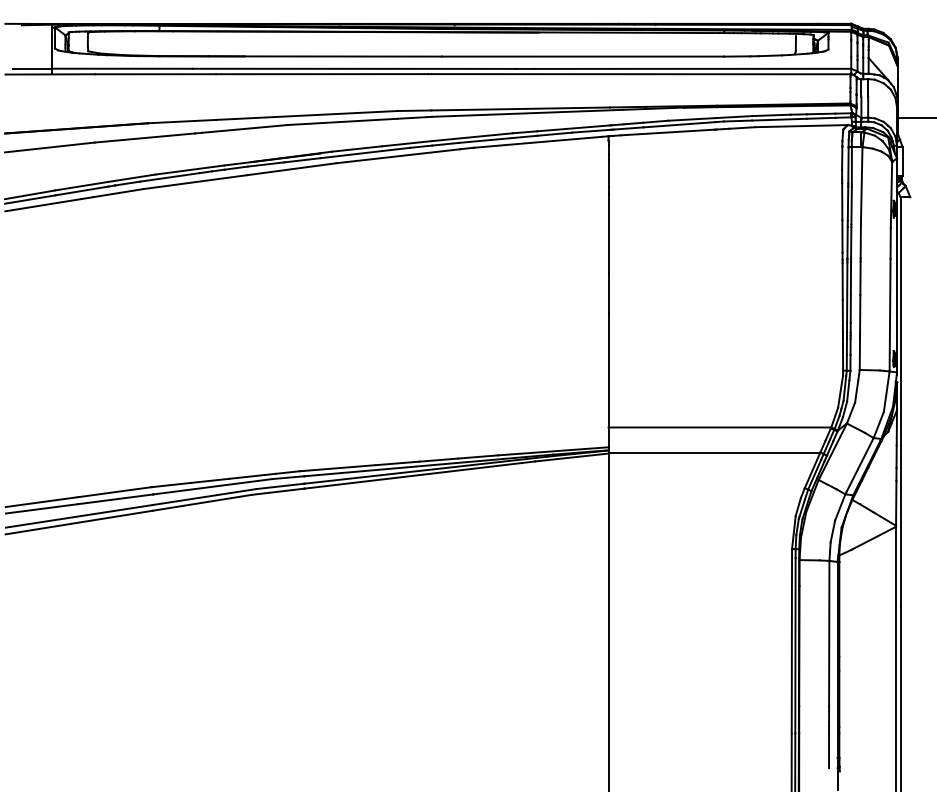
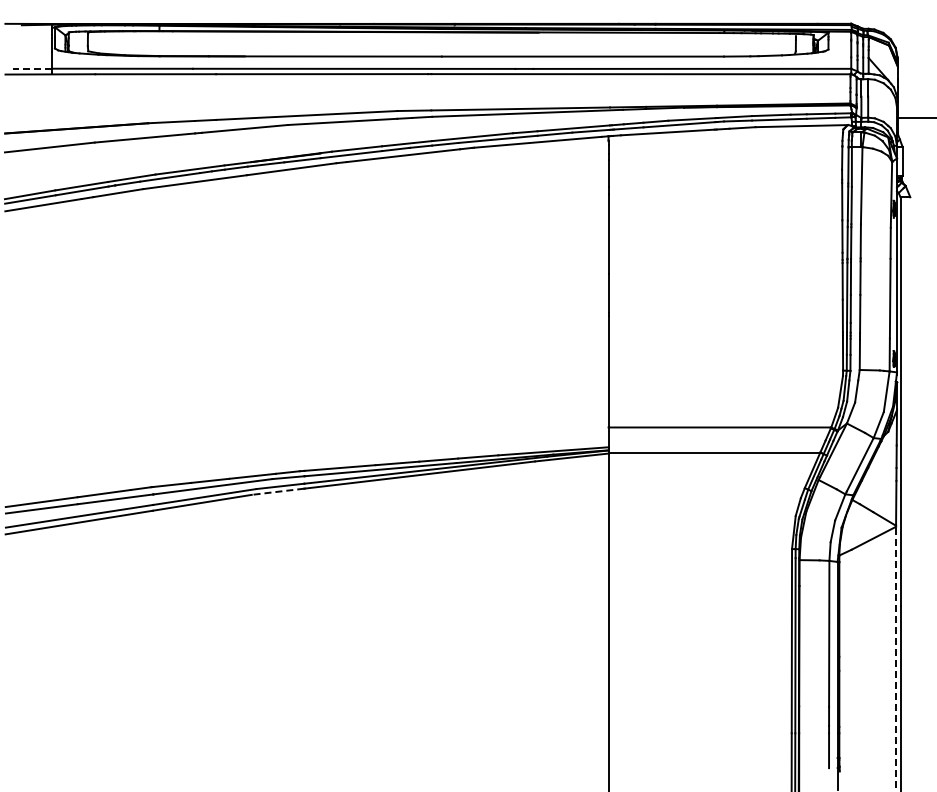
line: solid -> dashed (32, 68)
line: solid -> dashed (277, 491)
line: solid -> dashed (896, 658)
